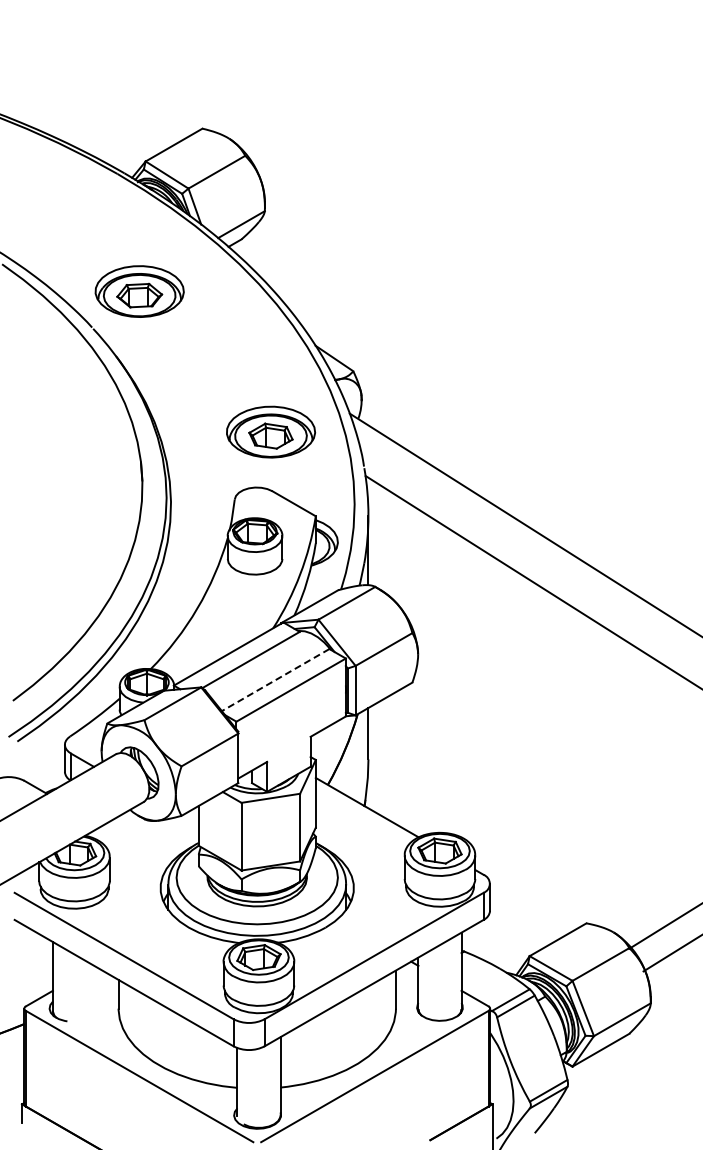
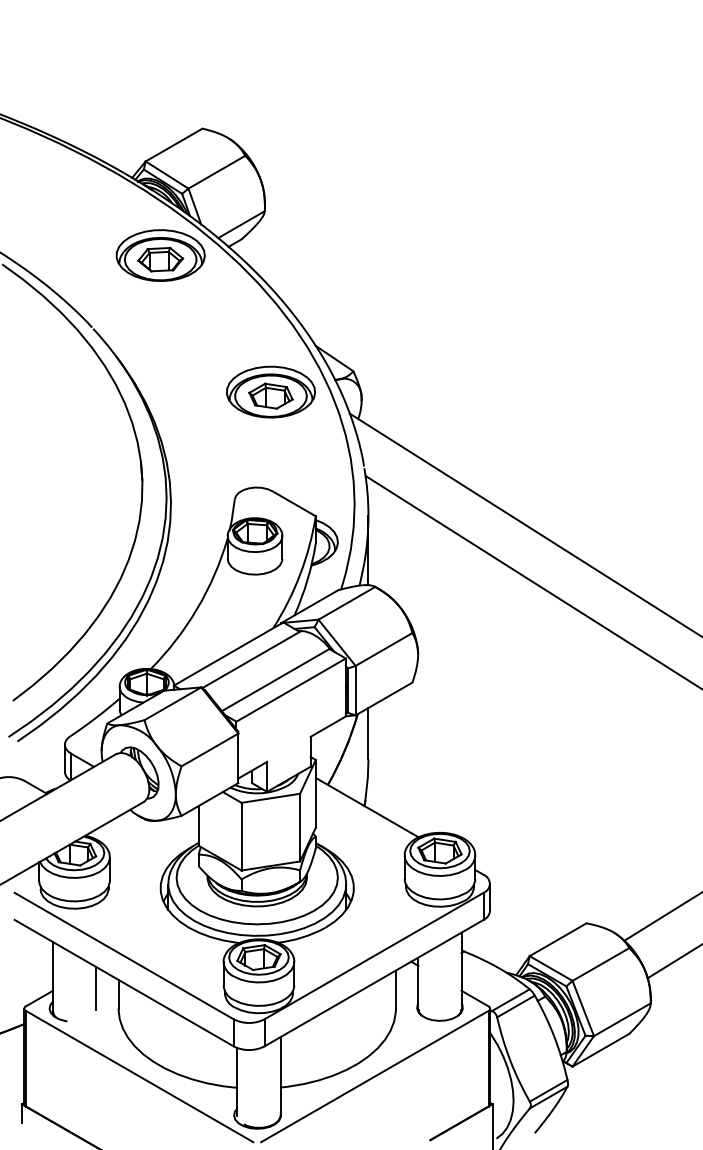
part position: (139, 291) -> (160, 255) (160, 255)
part position: (271, 431) -> (271, 391) (271, 391)
line: dashed -> solid (275, 680)
line position: (664, 926) -> (661, 916) (661, 916)
line position: (671, 953) -> (673, 962) (673, 962)
line: none -> present (96, 987)
